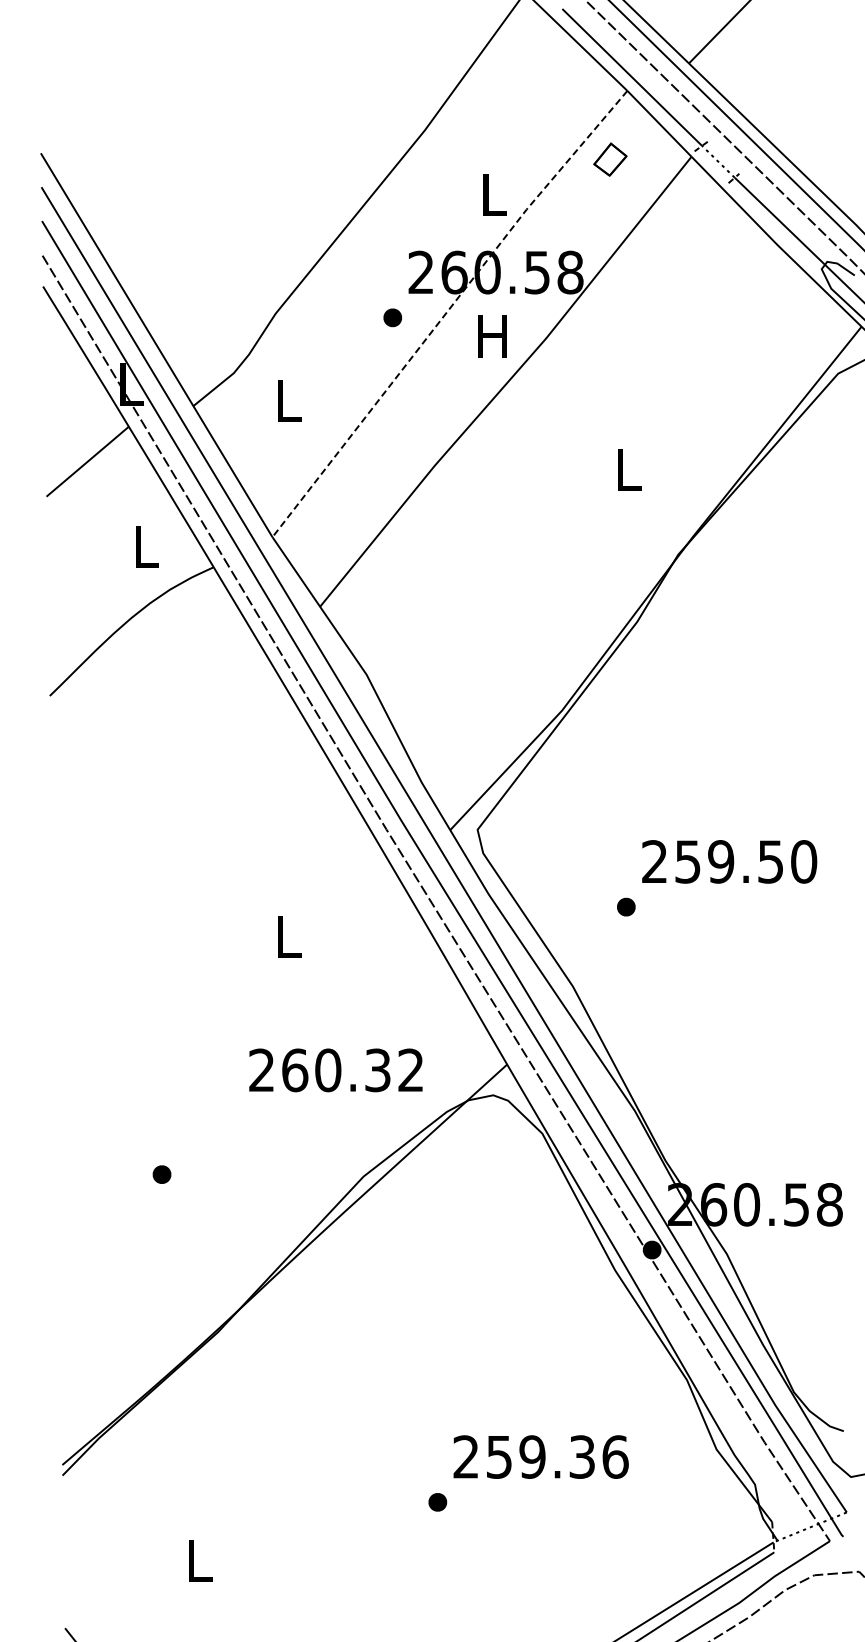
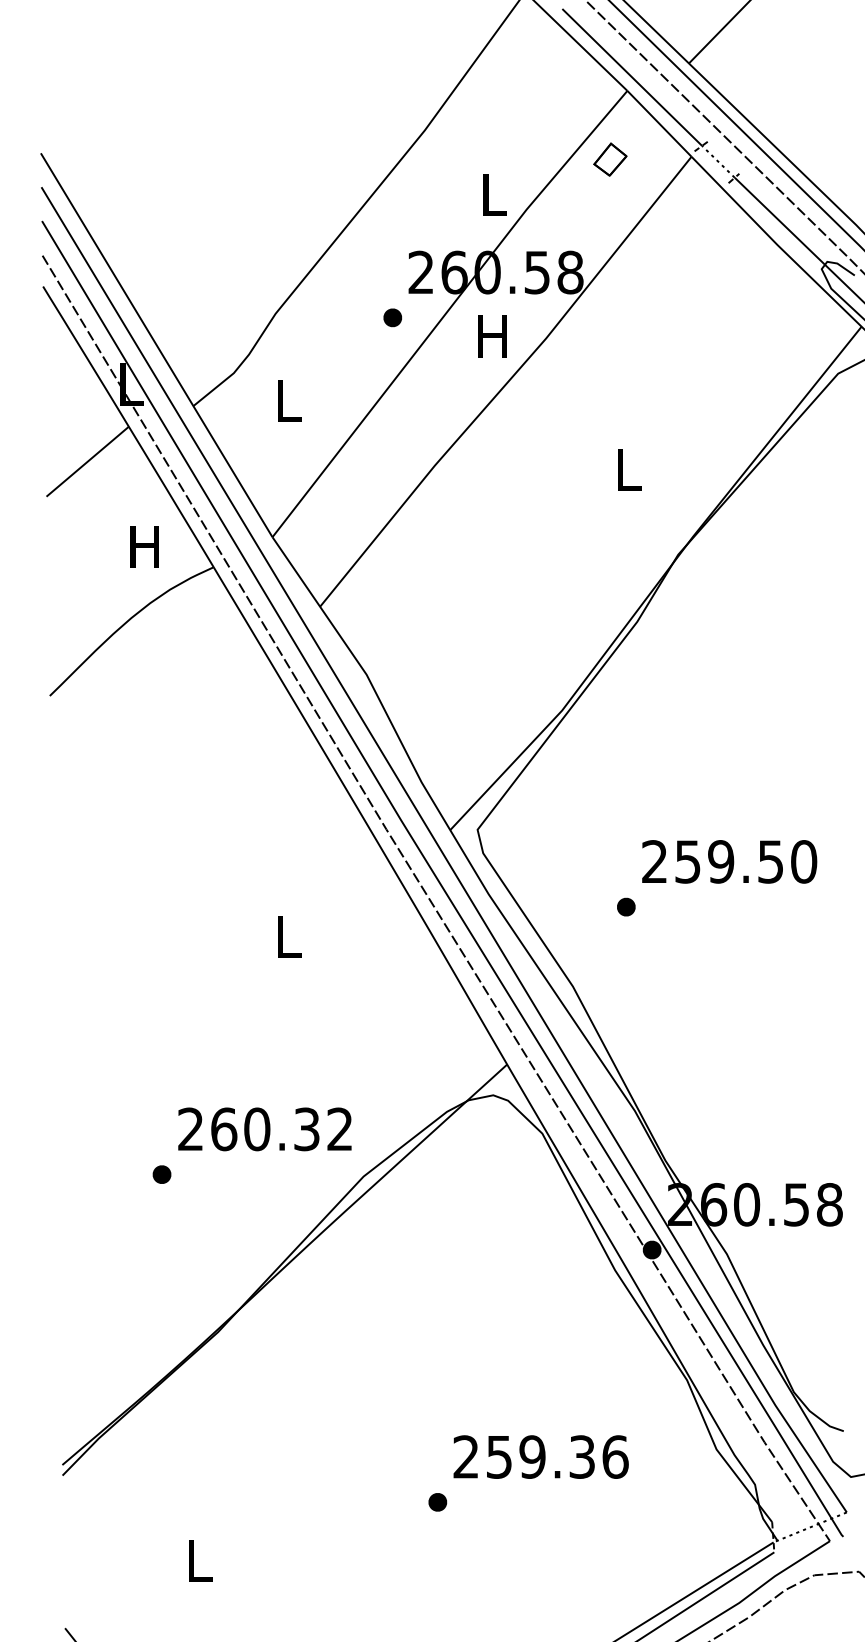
line: dashed -> solid (447, 311)
text: L -> H (144, 546)
text position: (335, 1070) -> (264, 1129) (264, 1129)
